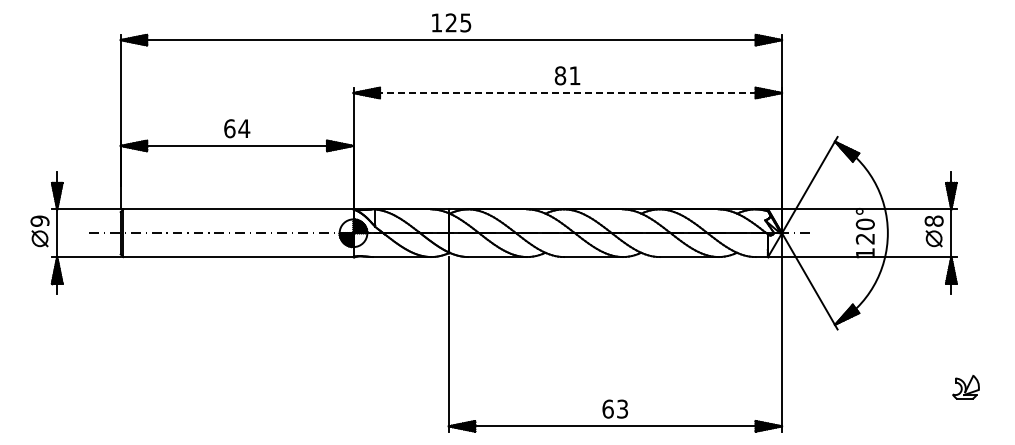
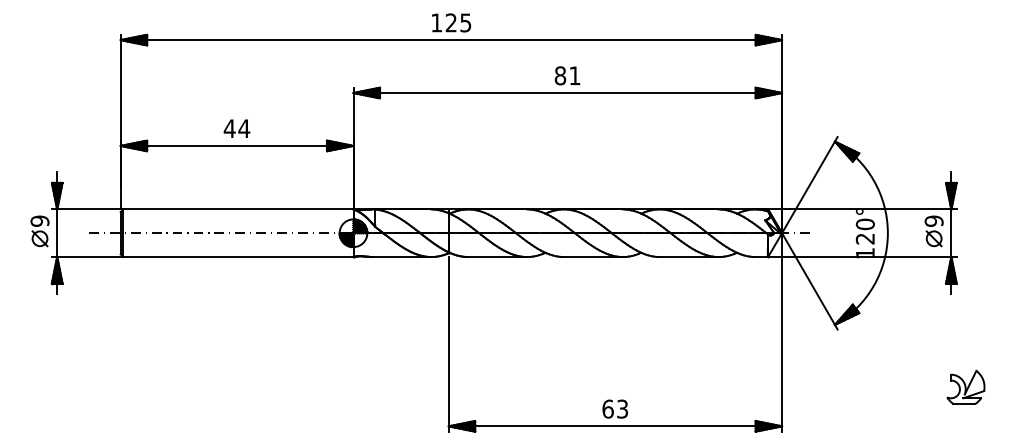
line: dashed -> solid (568, 93)
text: 64 -> 44 (229, 128)
text: 8 -> 9 (933, 220)
part size: 28x25 px -> 40x35 px (965, 387)
